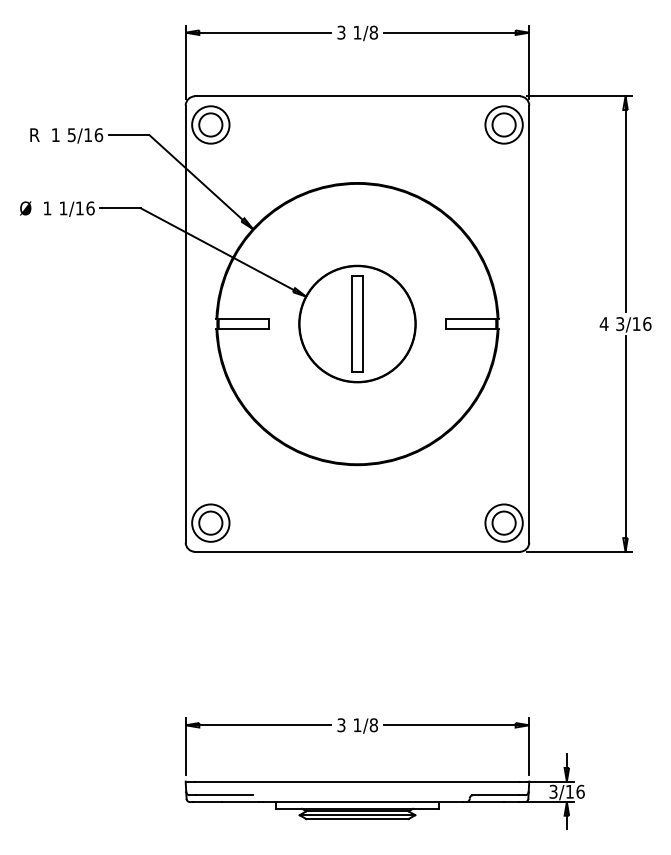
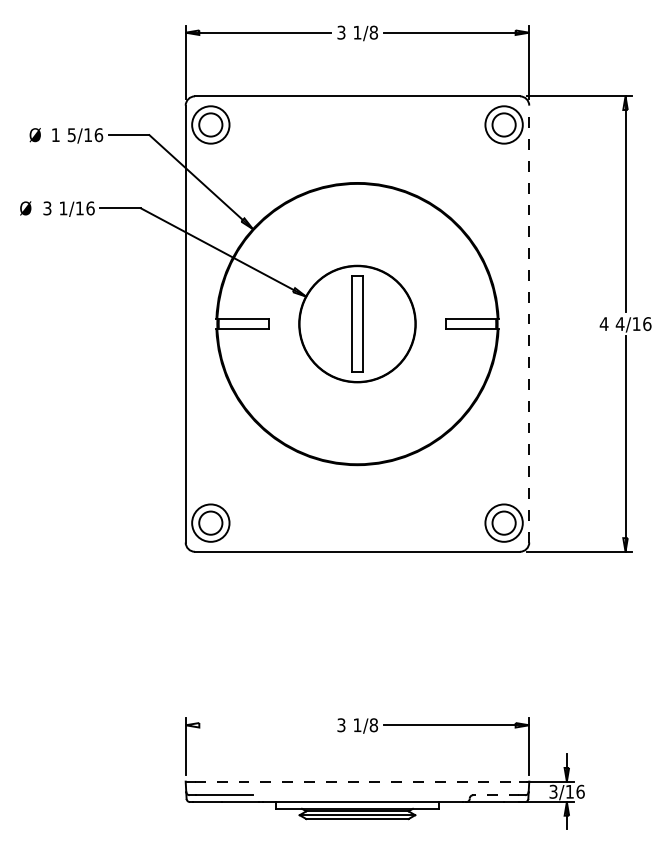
text: R -> Ø (34, 135)
text: 1 -> 3 (47, 208)
line: solid -> dashed (529, 323)
text: 3/16 -> 4/16 (619, 324)
line: present -> none (258, 725)
line: solid -> dashed (357, 781)
line: solid -> dashed (495, 795)
